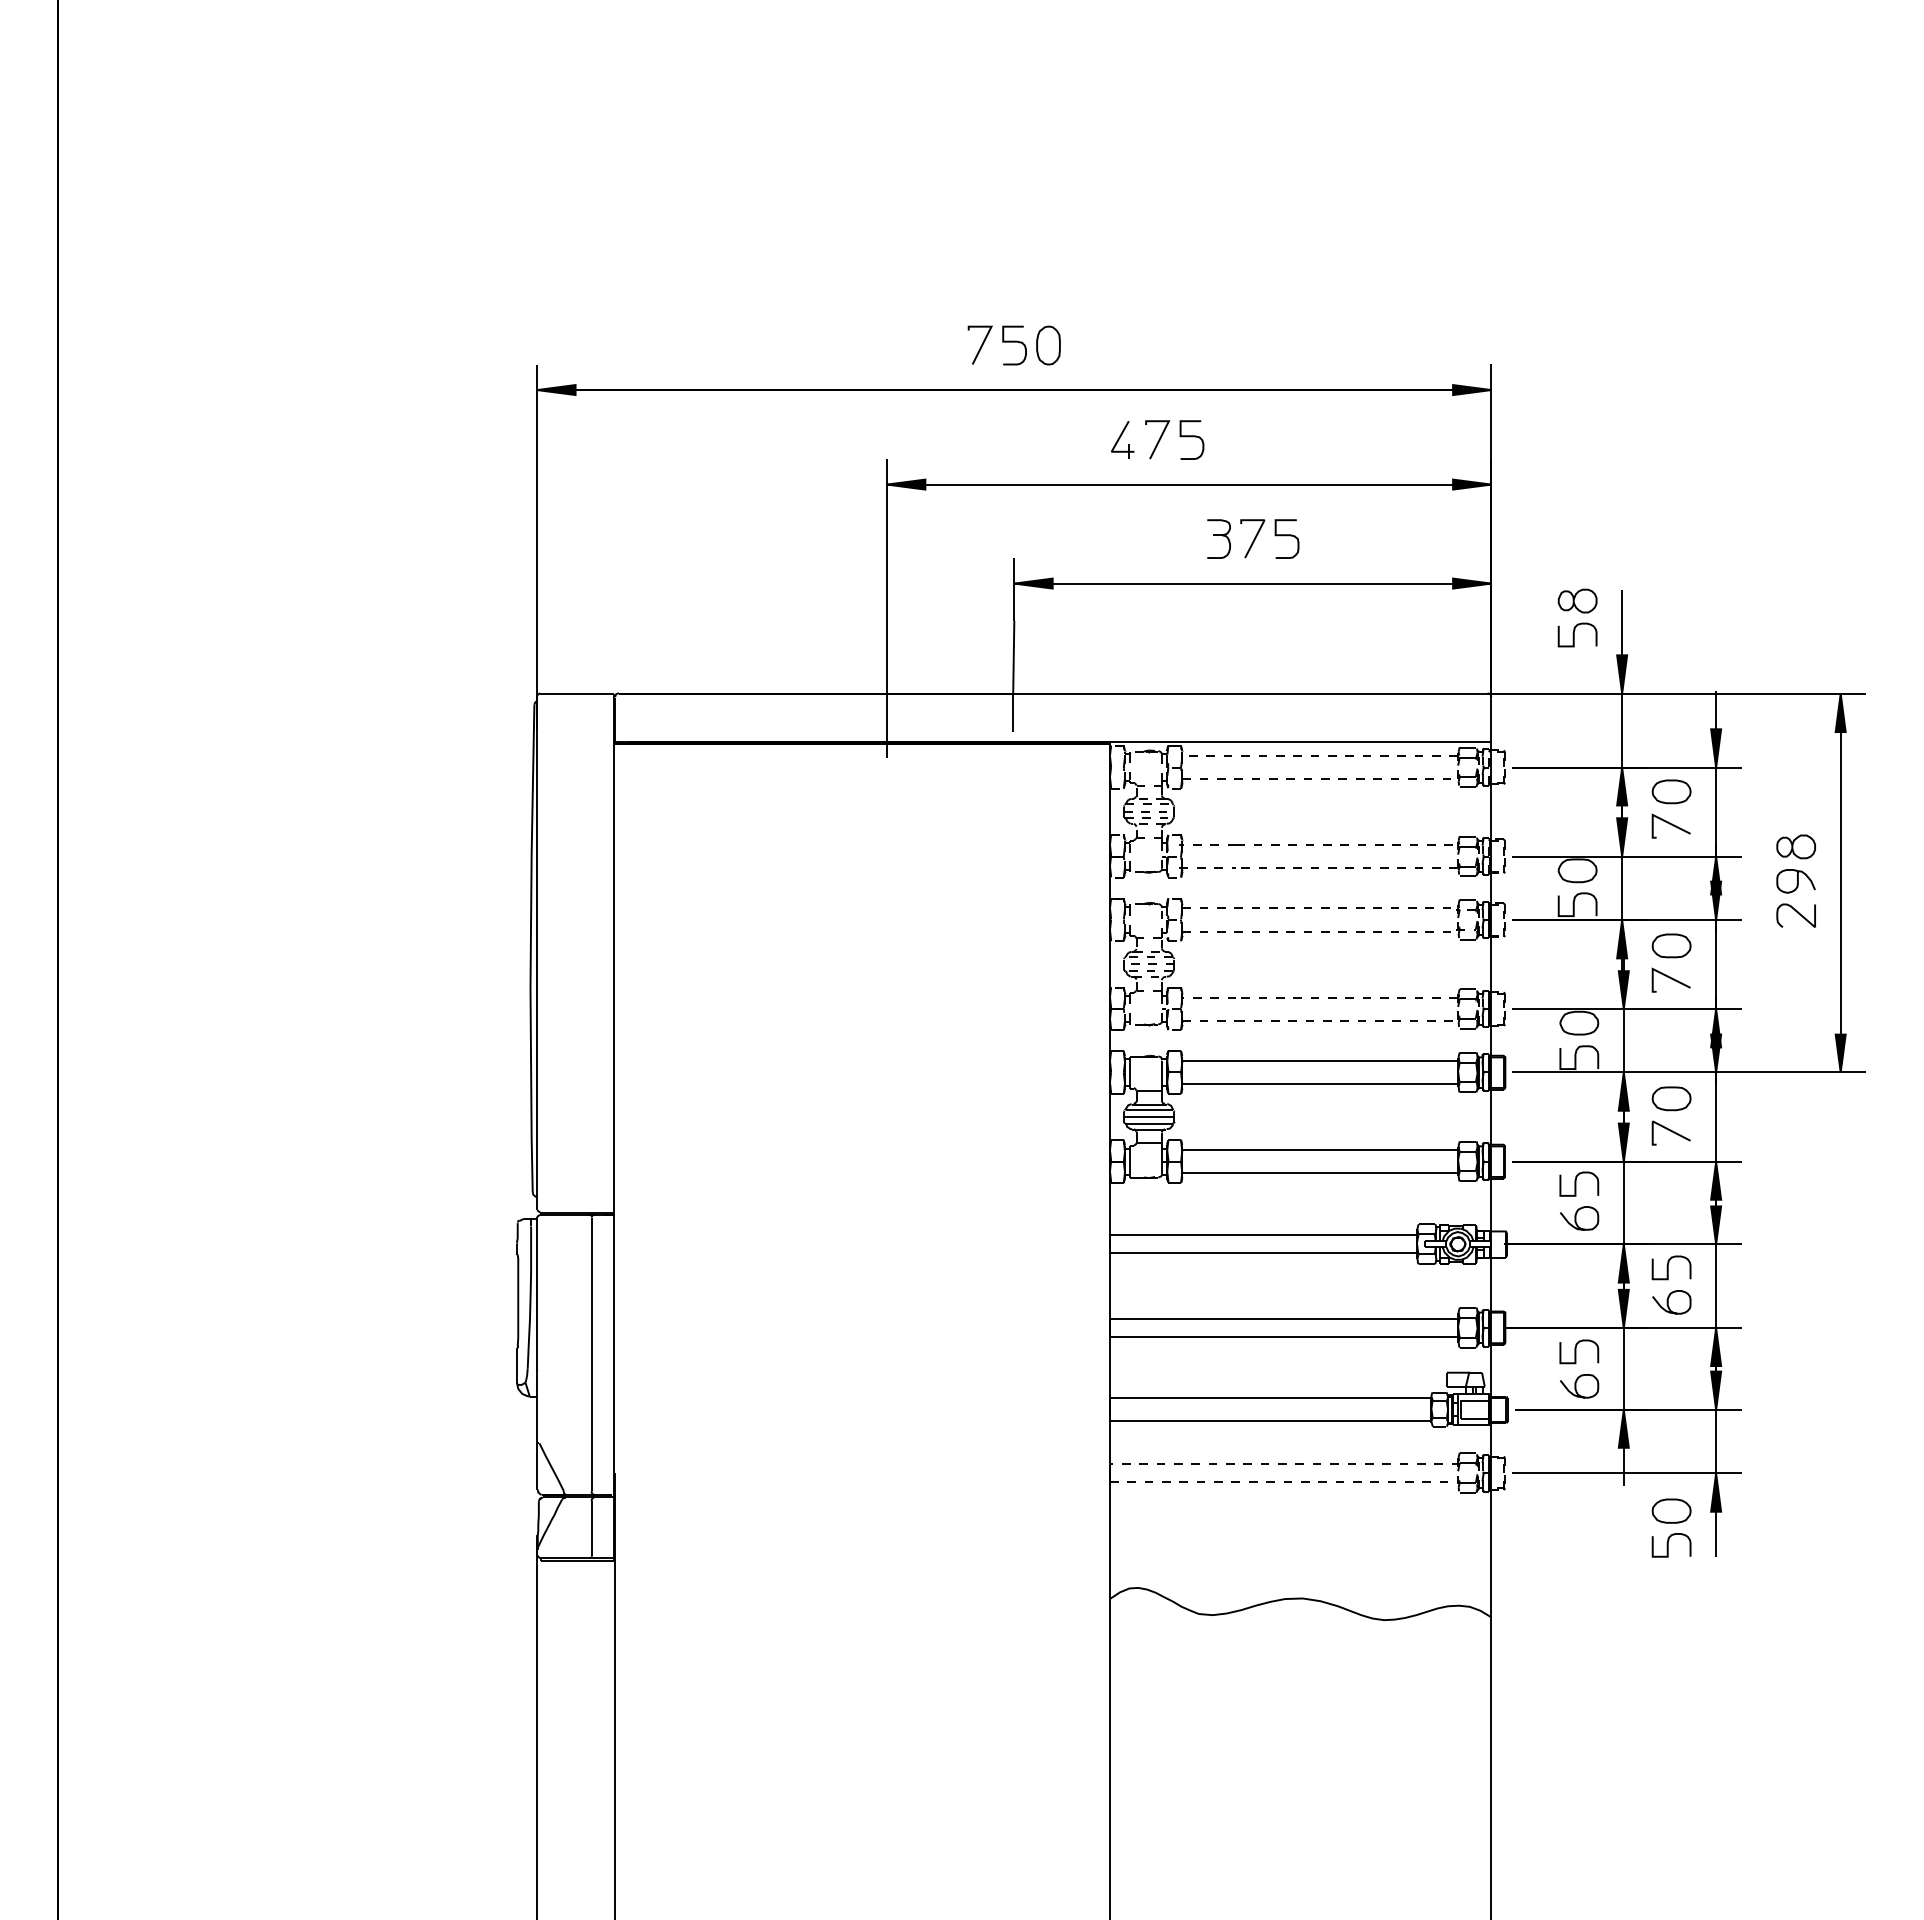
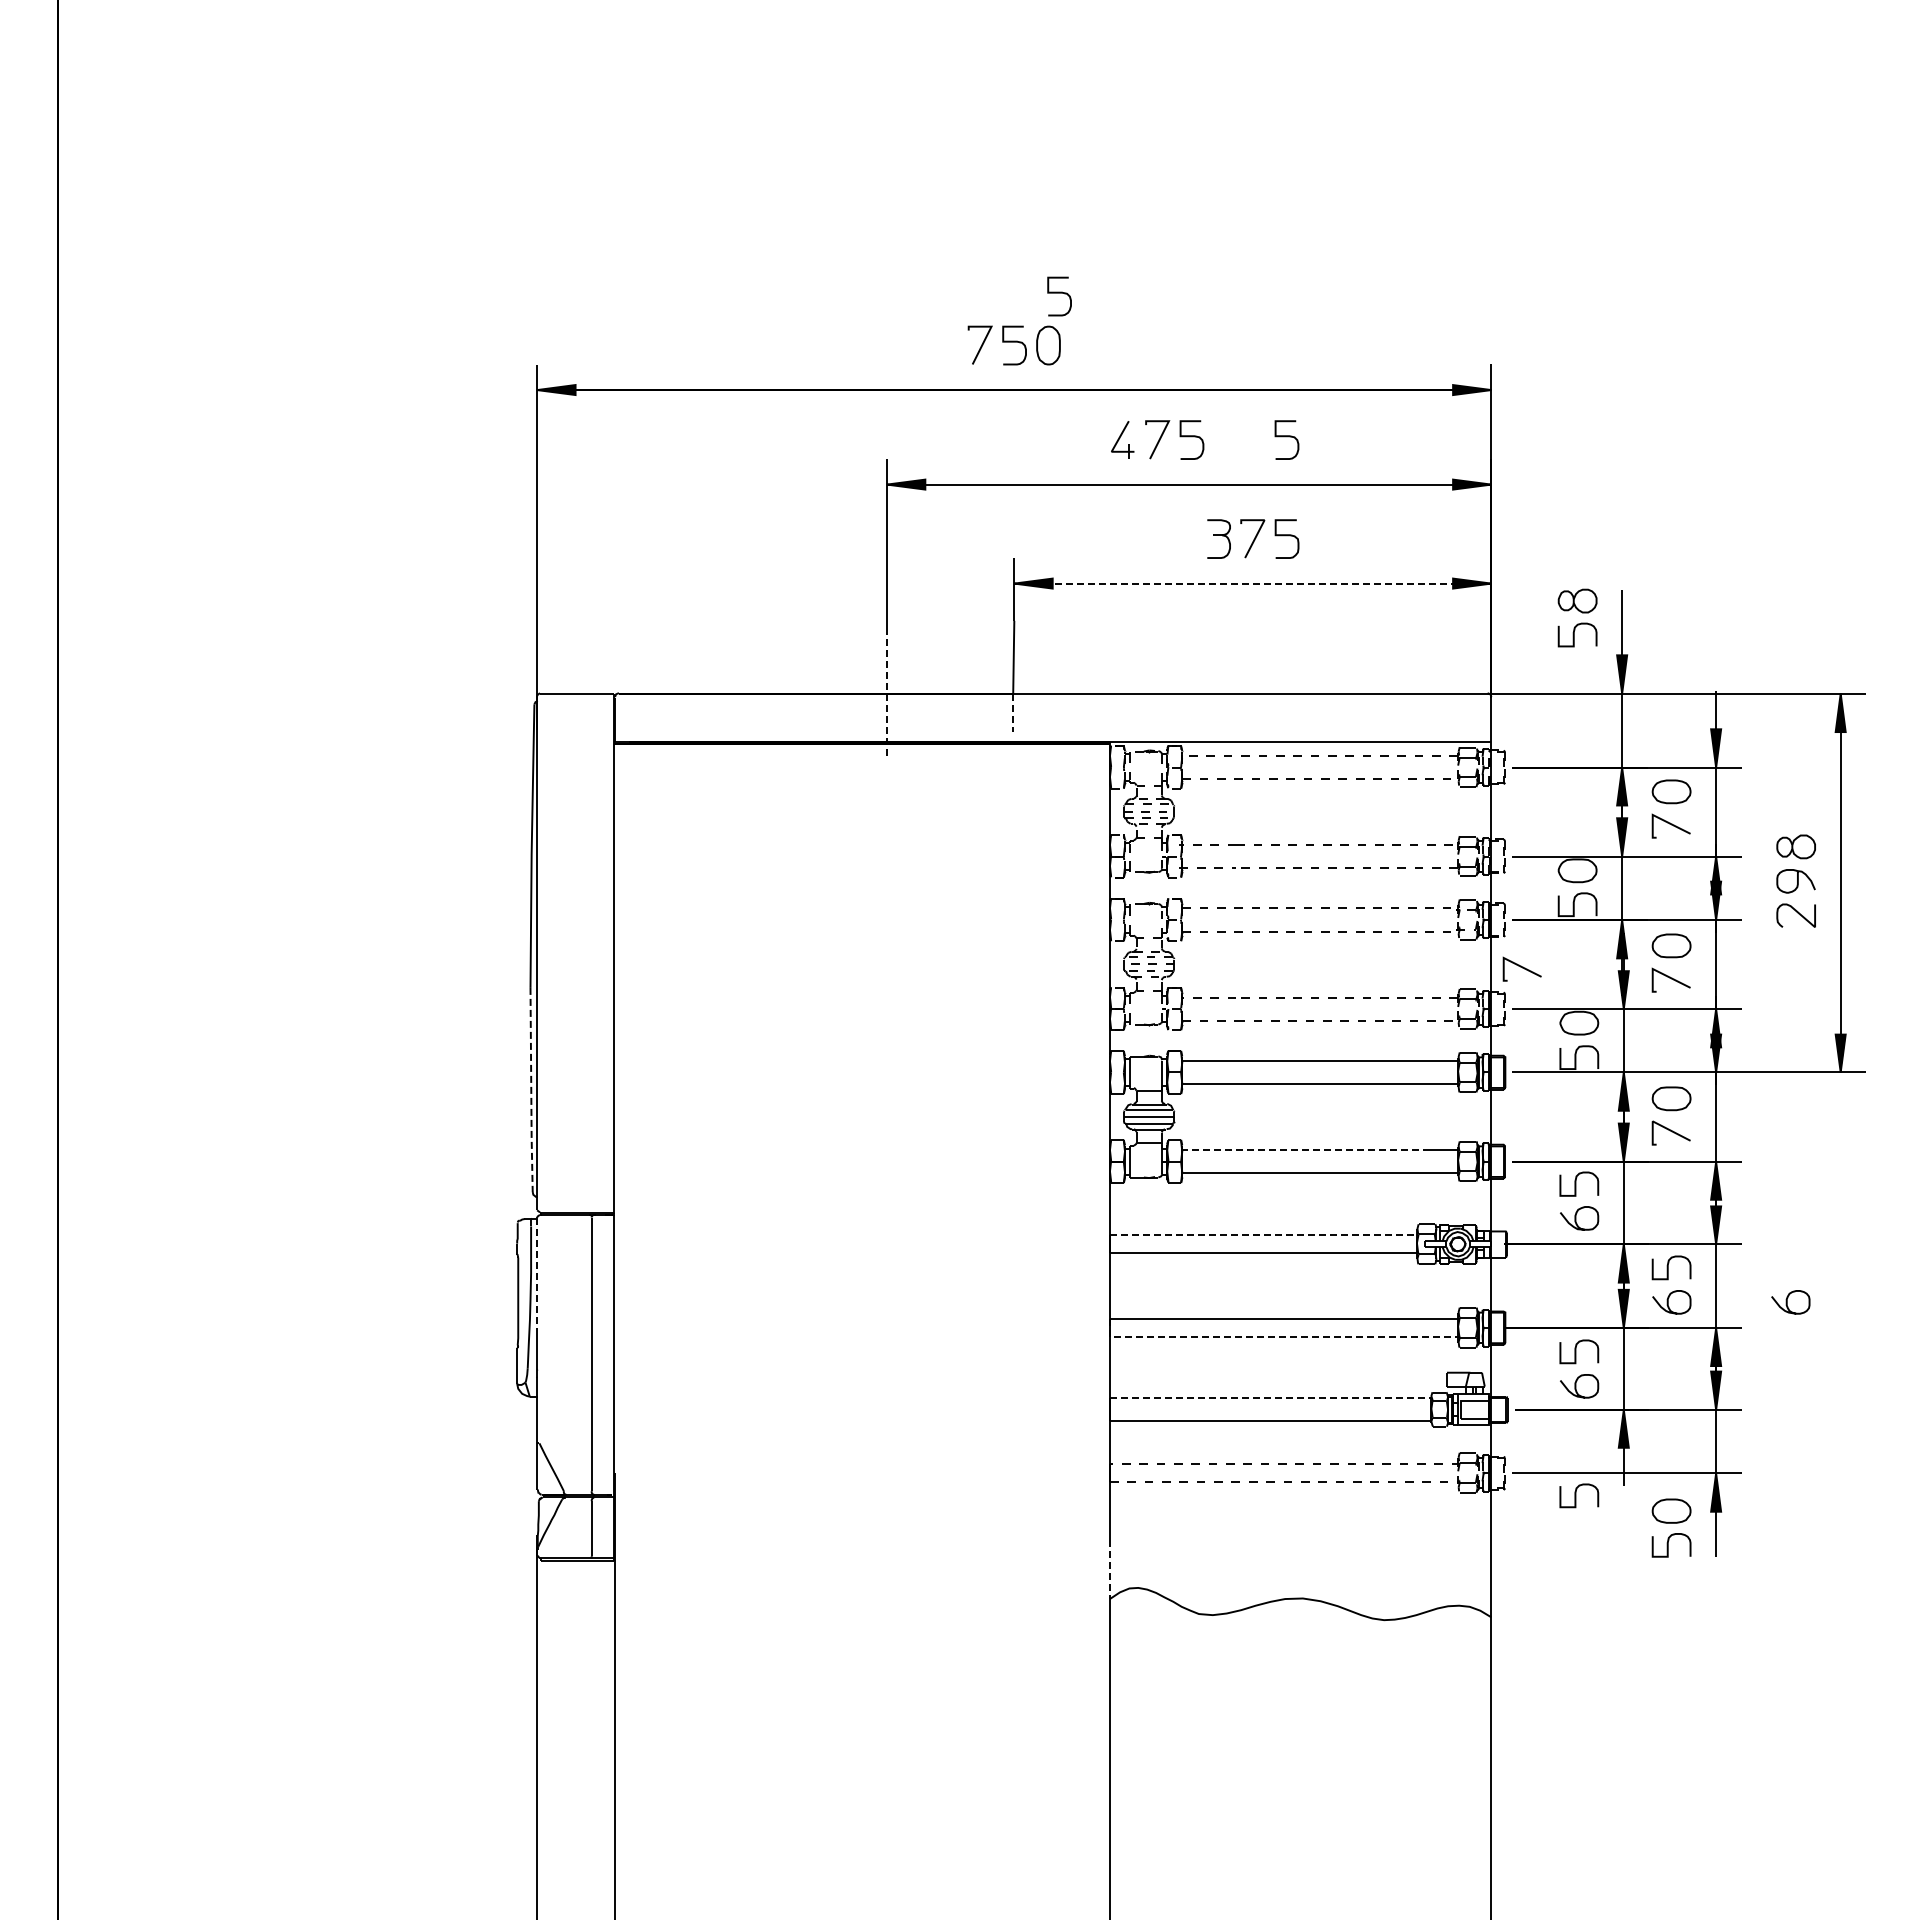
curve: none -> present (1059, 293)
curve: none -> present (1286, 437)
line: solid -> dashed (1252, 583)
line: solid -> dashed (886, 692)
line: solid -> dashed (1013, 712)
line: none -> present (1521, 967)
line: solid -> dashed (531, 1090)
line: solid -> dashed (1306, 1150)
line: solid -> dashed (1263, 1235)
line: solid -> dashed (537, 1276)
curve: none -> present (1787, 1302)
line: solid -> dashed (1275, 1337)
line: solid -> dashed (1270, 1398)
curve: none -> present (1576, 1495)
line: solid -> dashed (1109, 1569)
